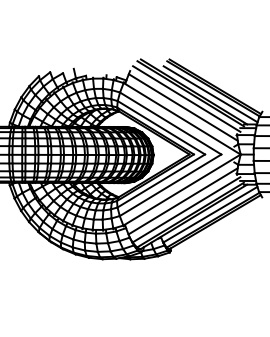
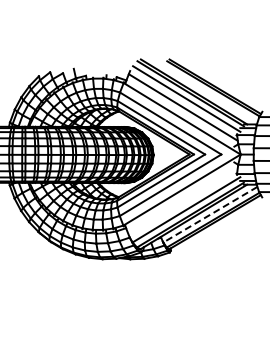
line: present -> none (210, 94)
line: present -> none (182, 201)
line: solid -> dashed (210, 214)
